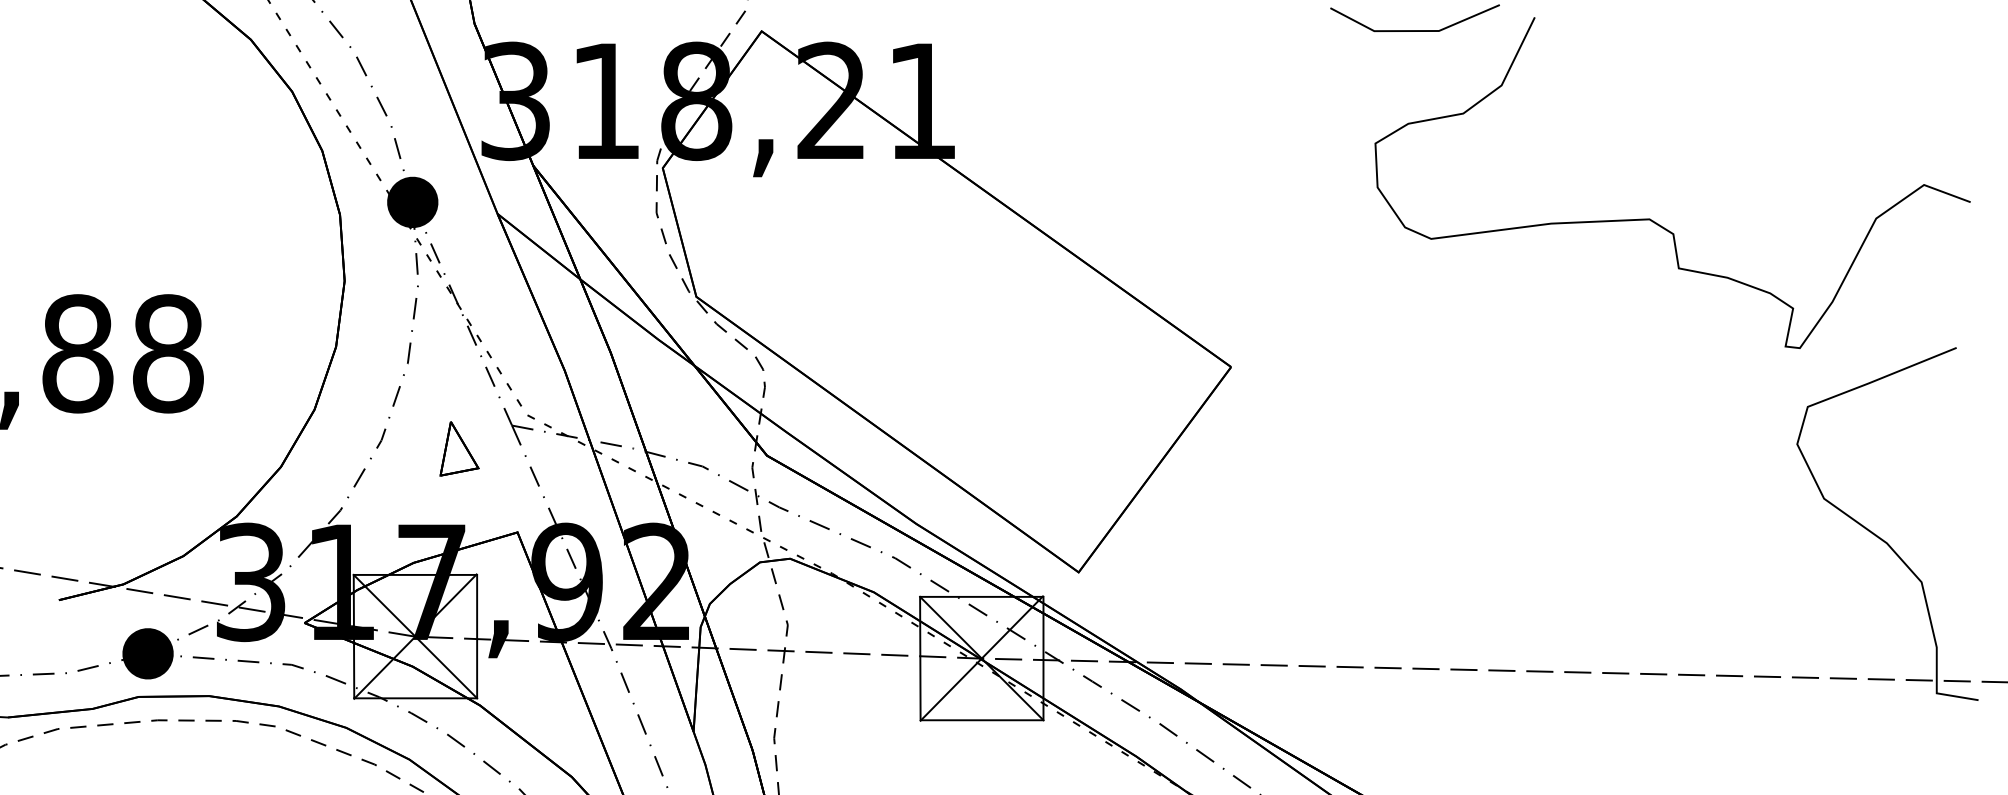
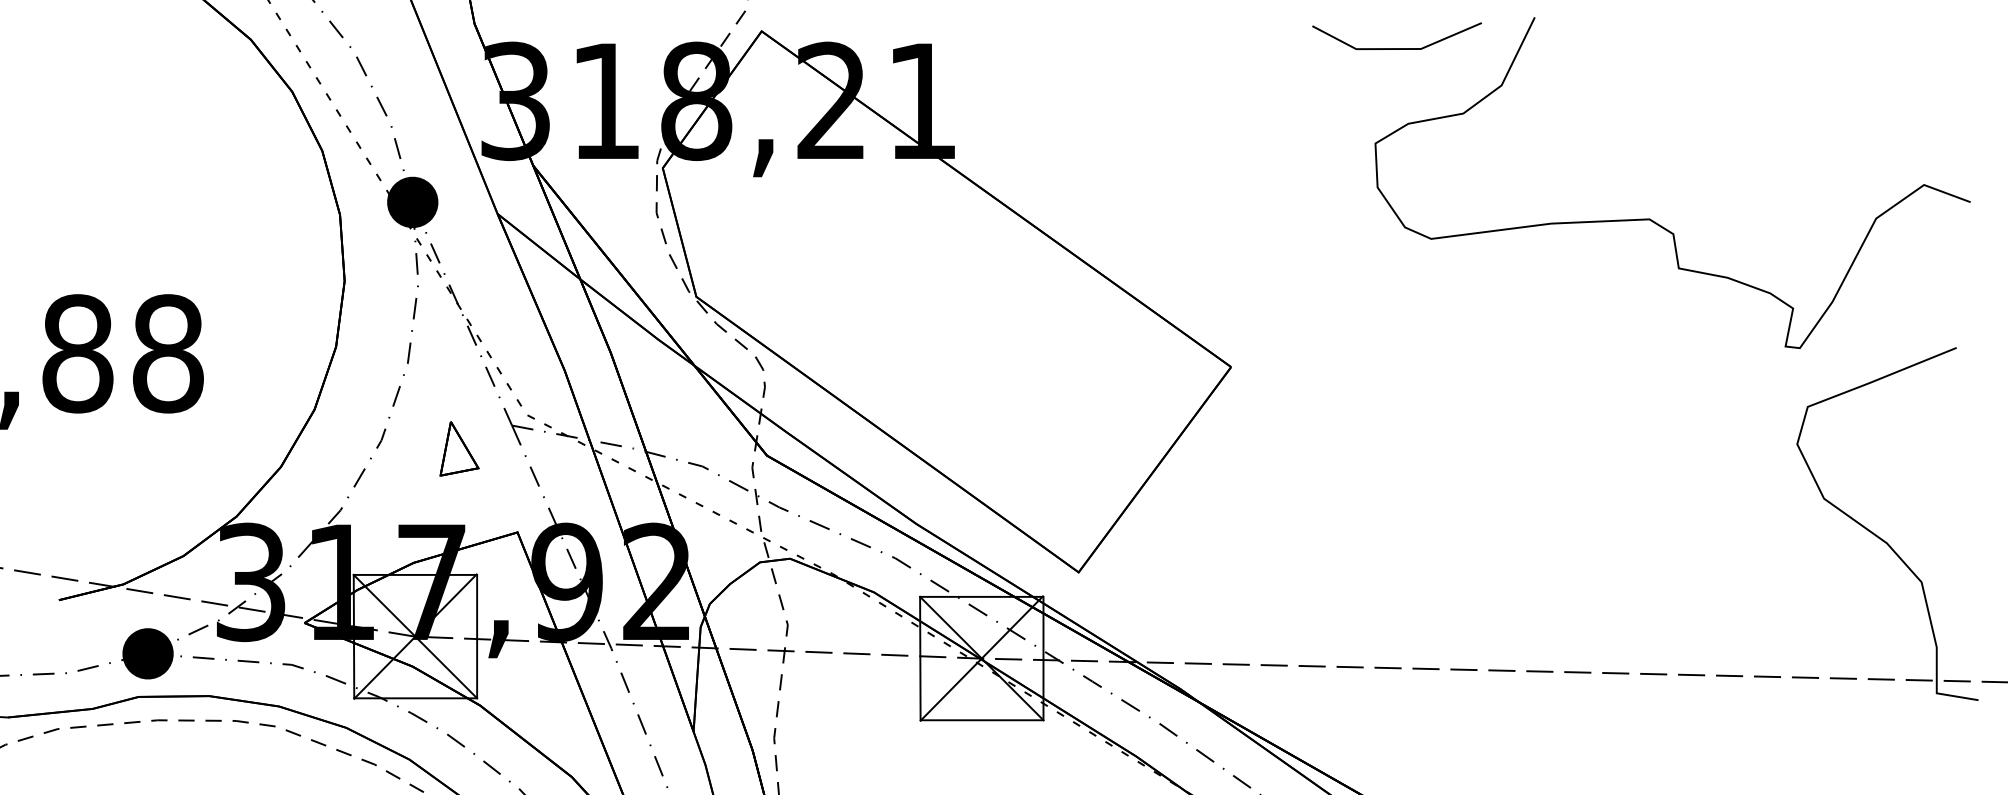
line position: (1414, 30) -> (1396, 48) (1396, 48)
